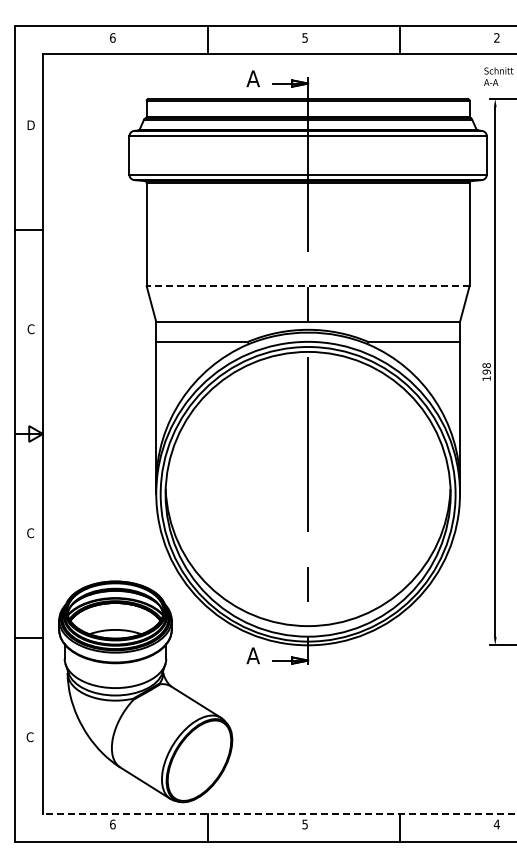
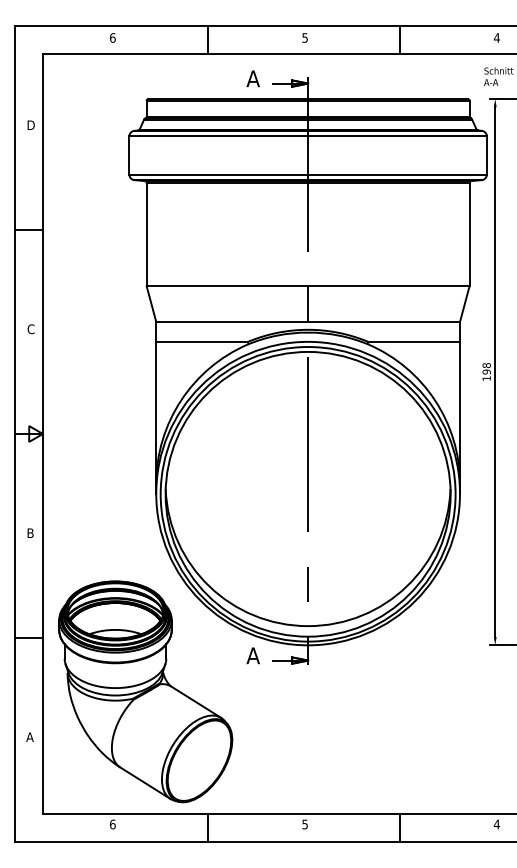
text: 2 -> 4 (496, 37)
line: dashed -> solid (307, 286)
text: C -> B (30, 533)
text: C -> A (29, 737)
line: dashed -> solid (279, 814)
